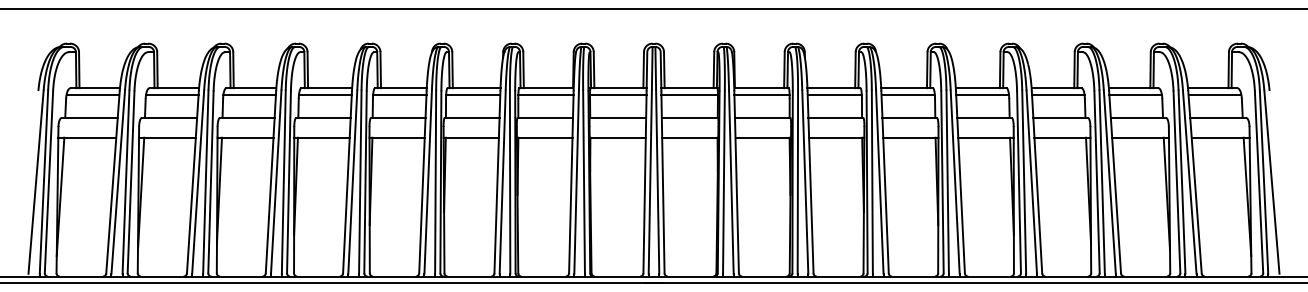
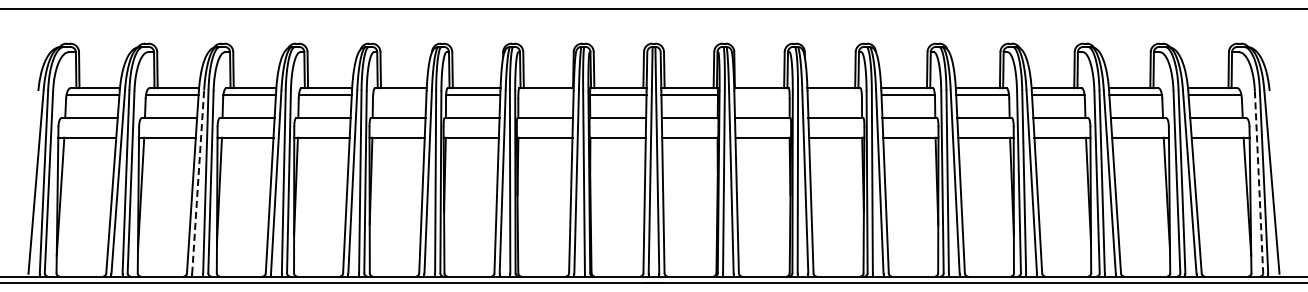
line: present -> none (399, 94)
line: present -> none (545, 94)
line: present -> none (761, 94)
line: present -> none (834, 94)
line: solid -> dashed (198, 182)
line: solid -> dashed (1259, 182)
